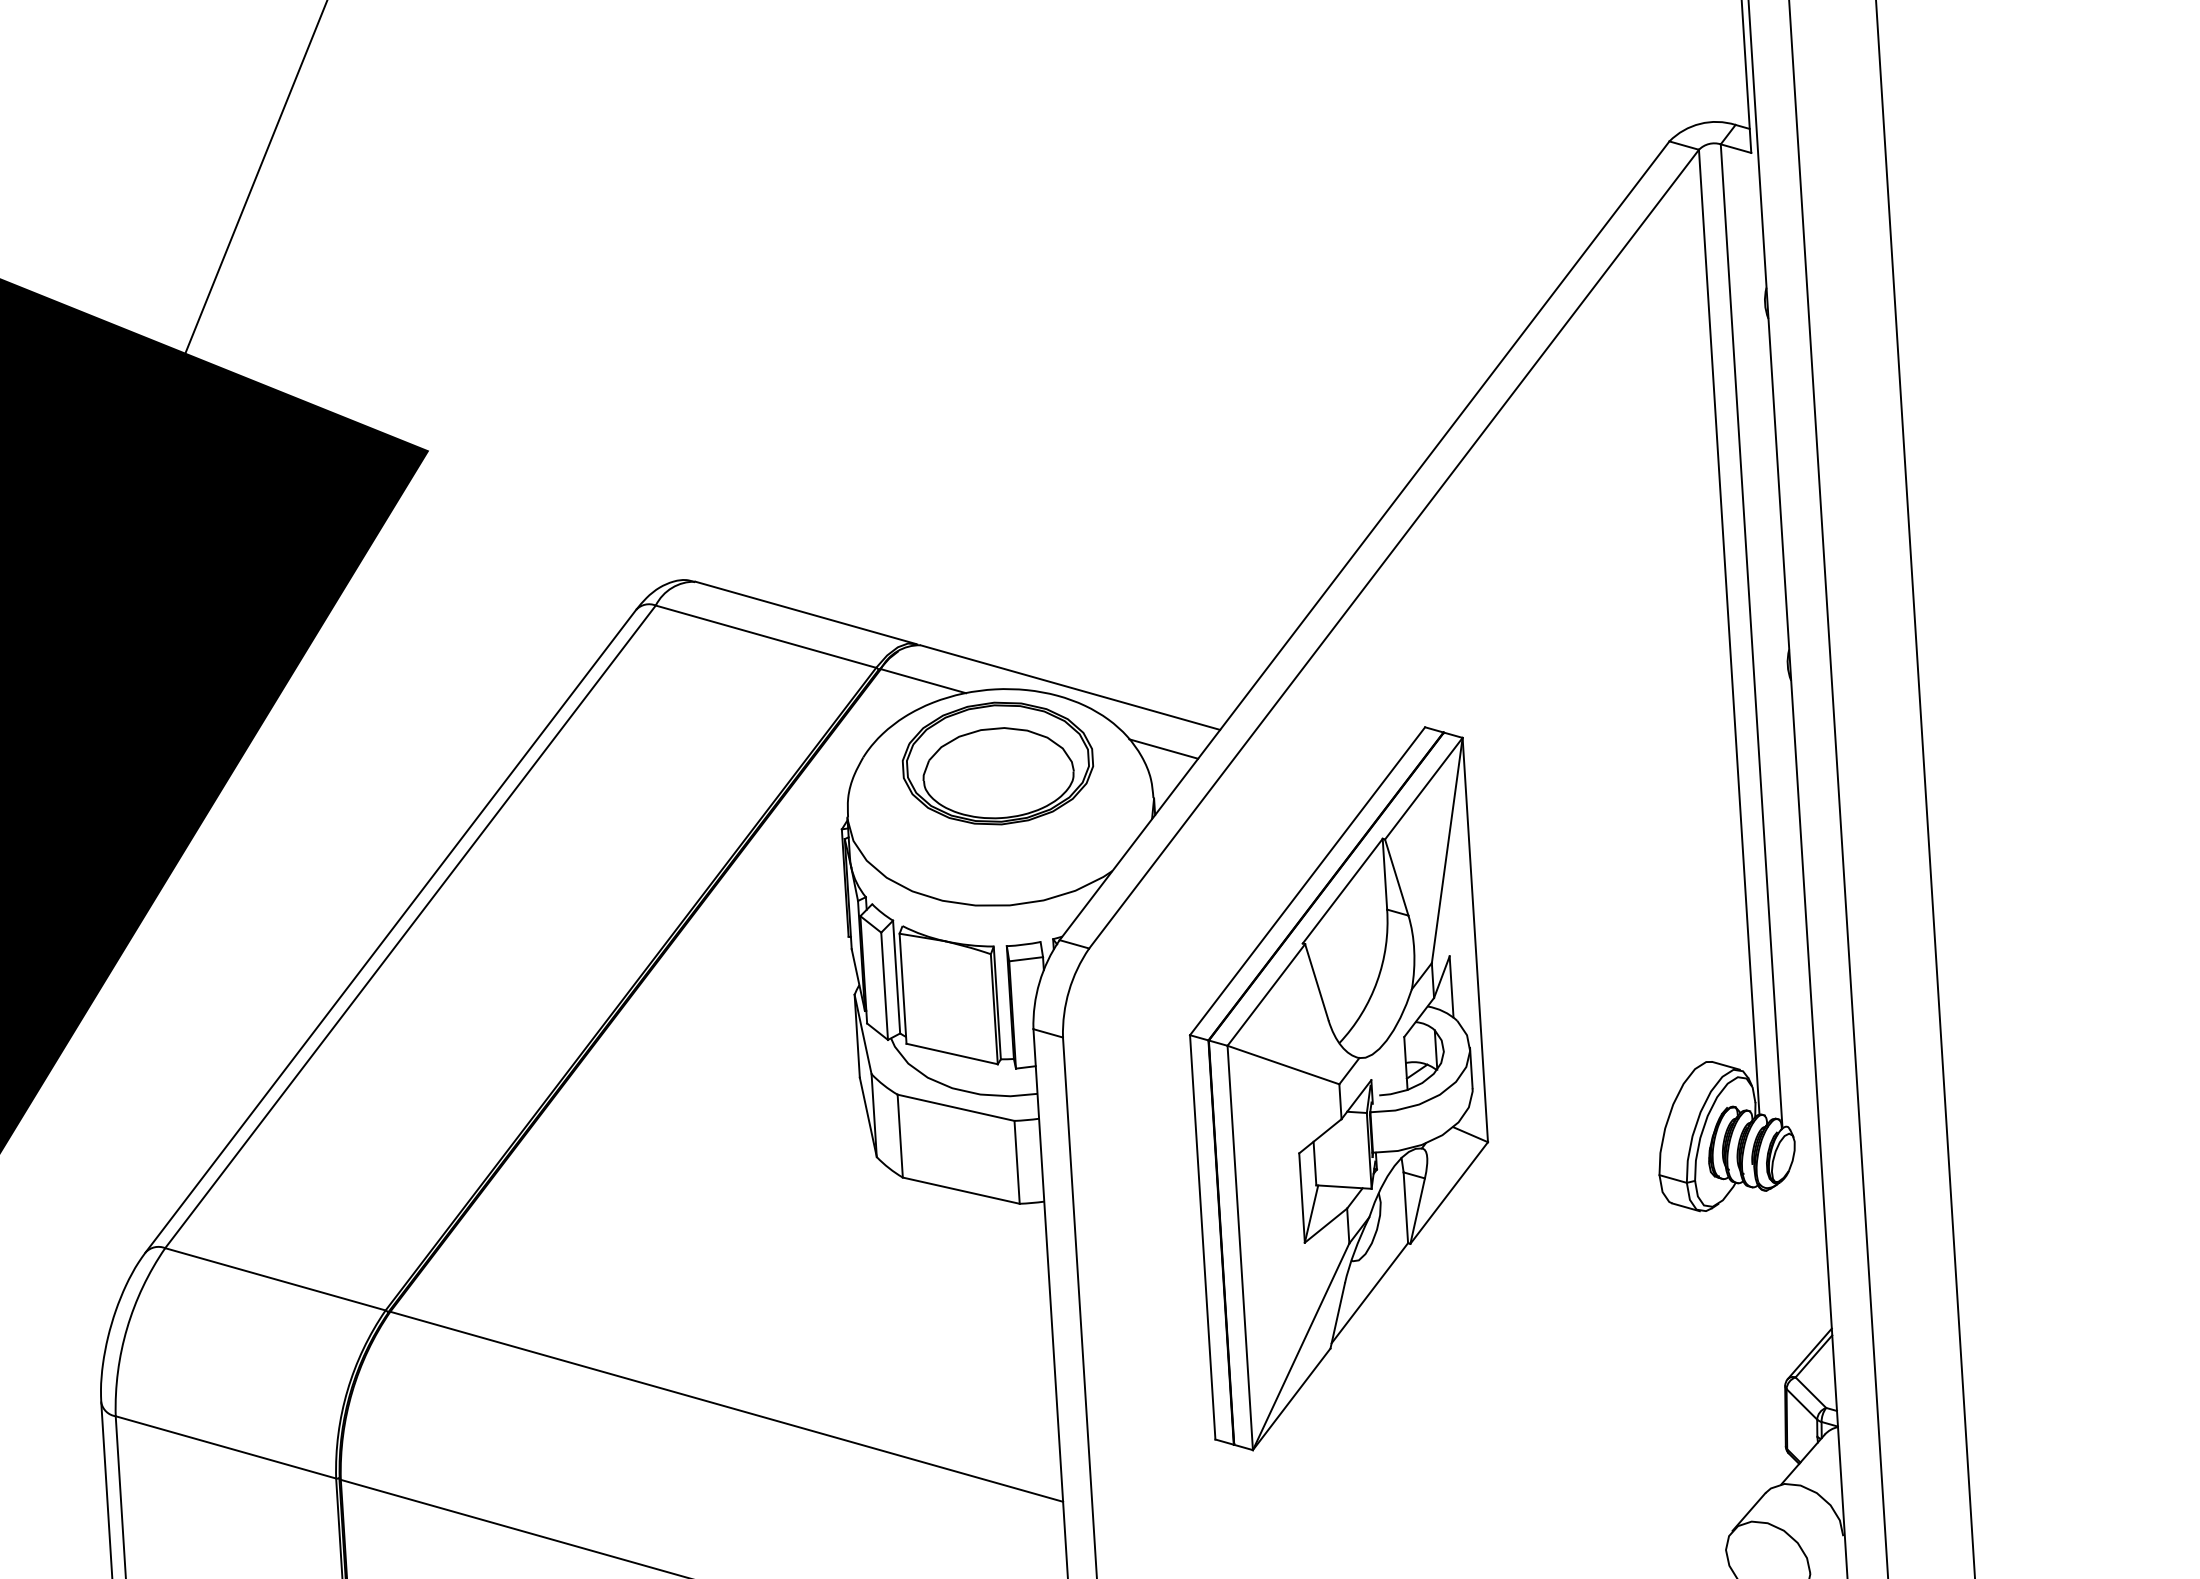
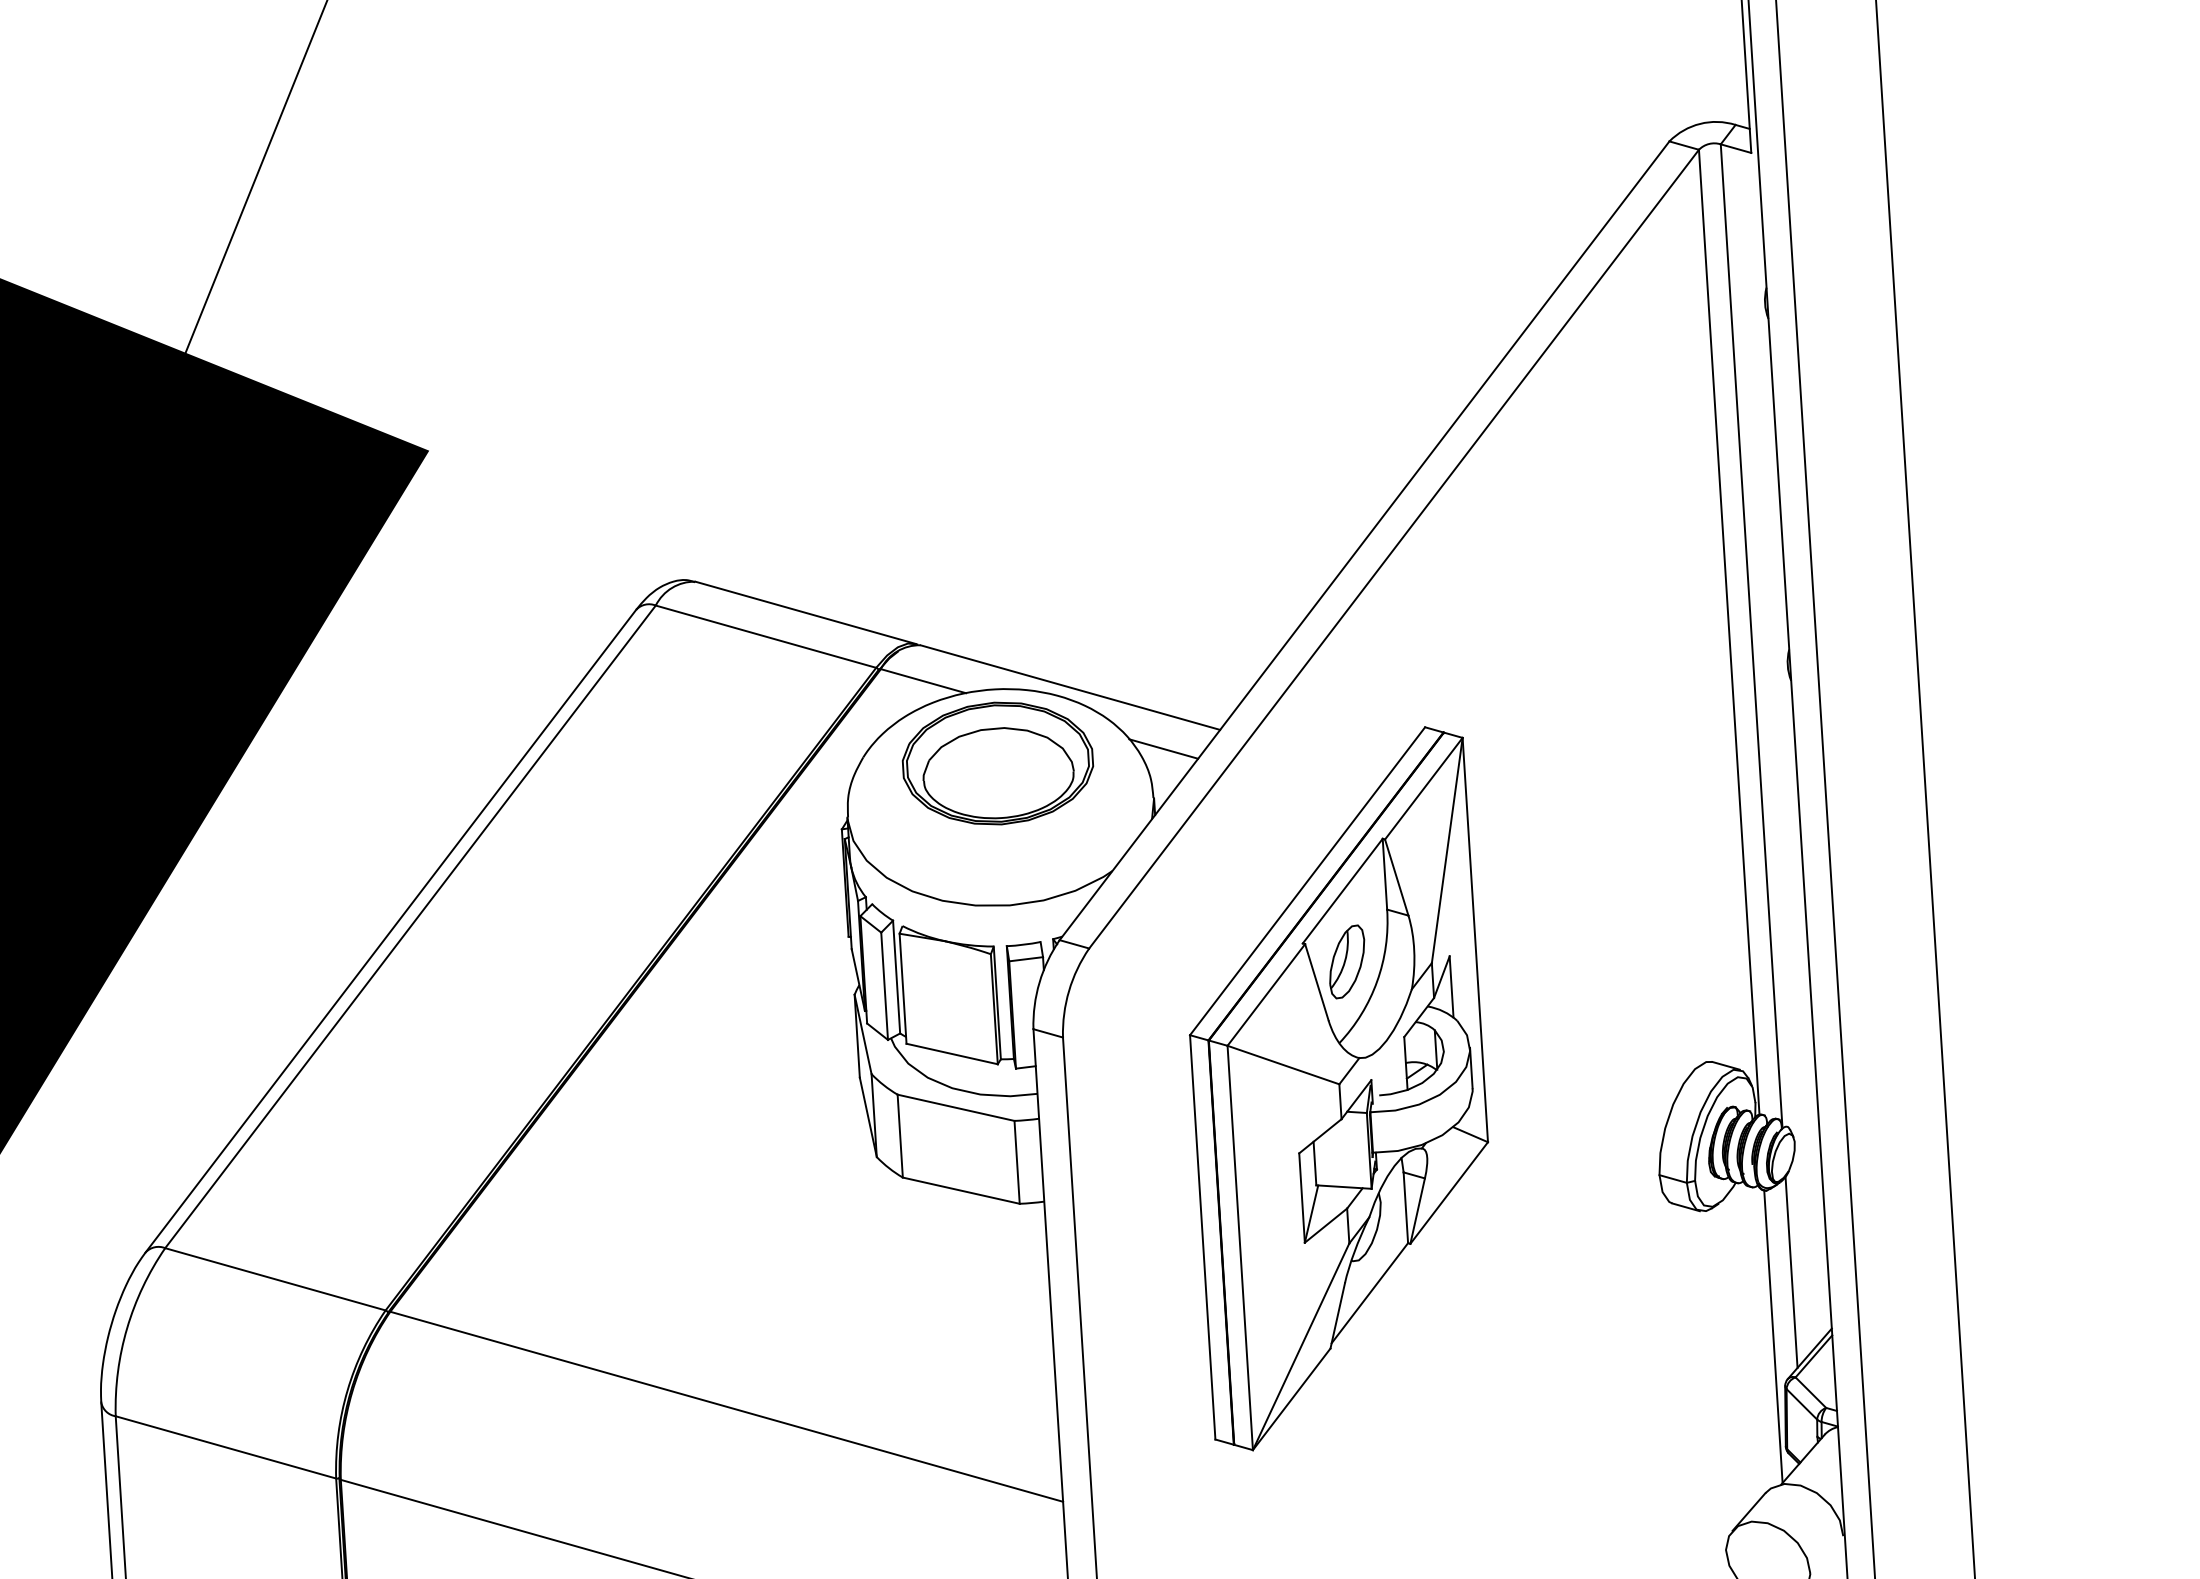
line position: (1838, 788) -> (1825, 788) (1825, 788)
part: none -> present (1347, 961)
line: none -> present (1791, 1271)
line: none -> present (1773, 1336)
